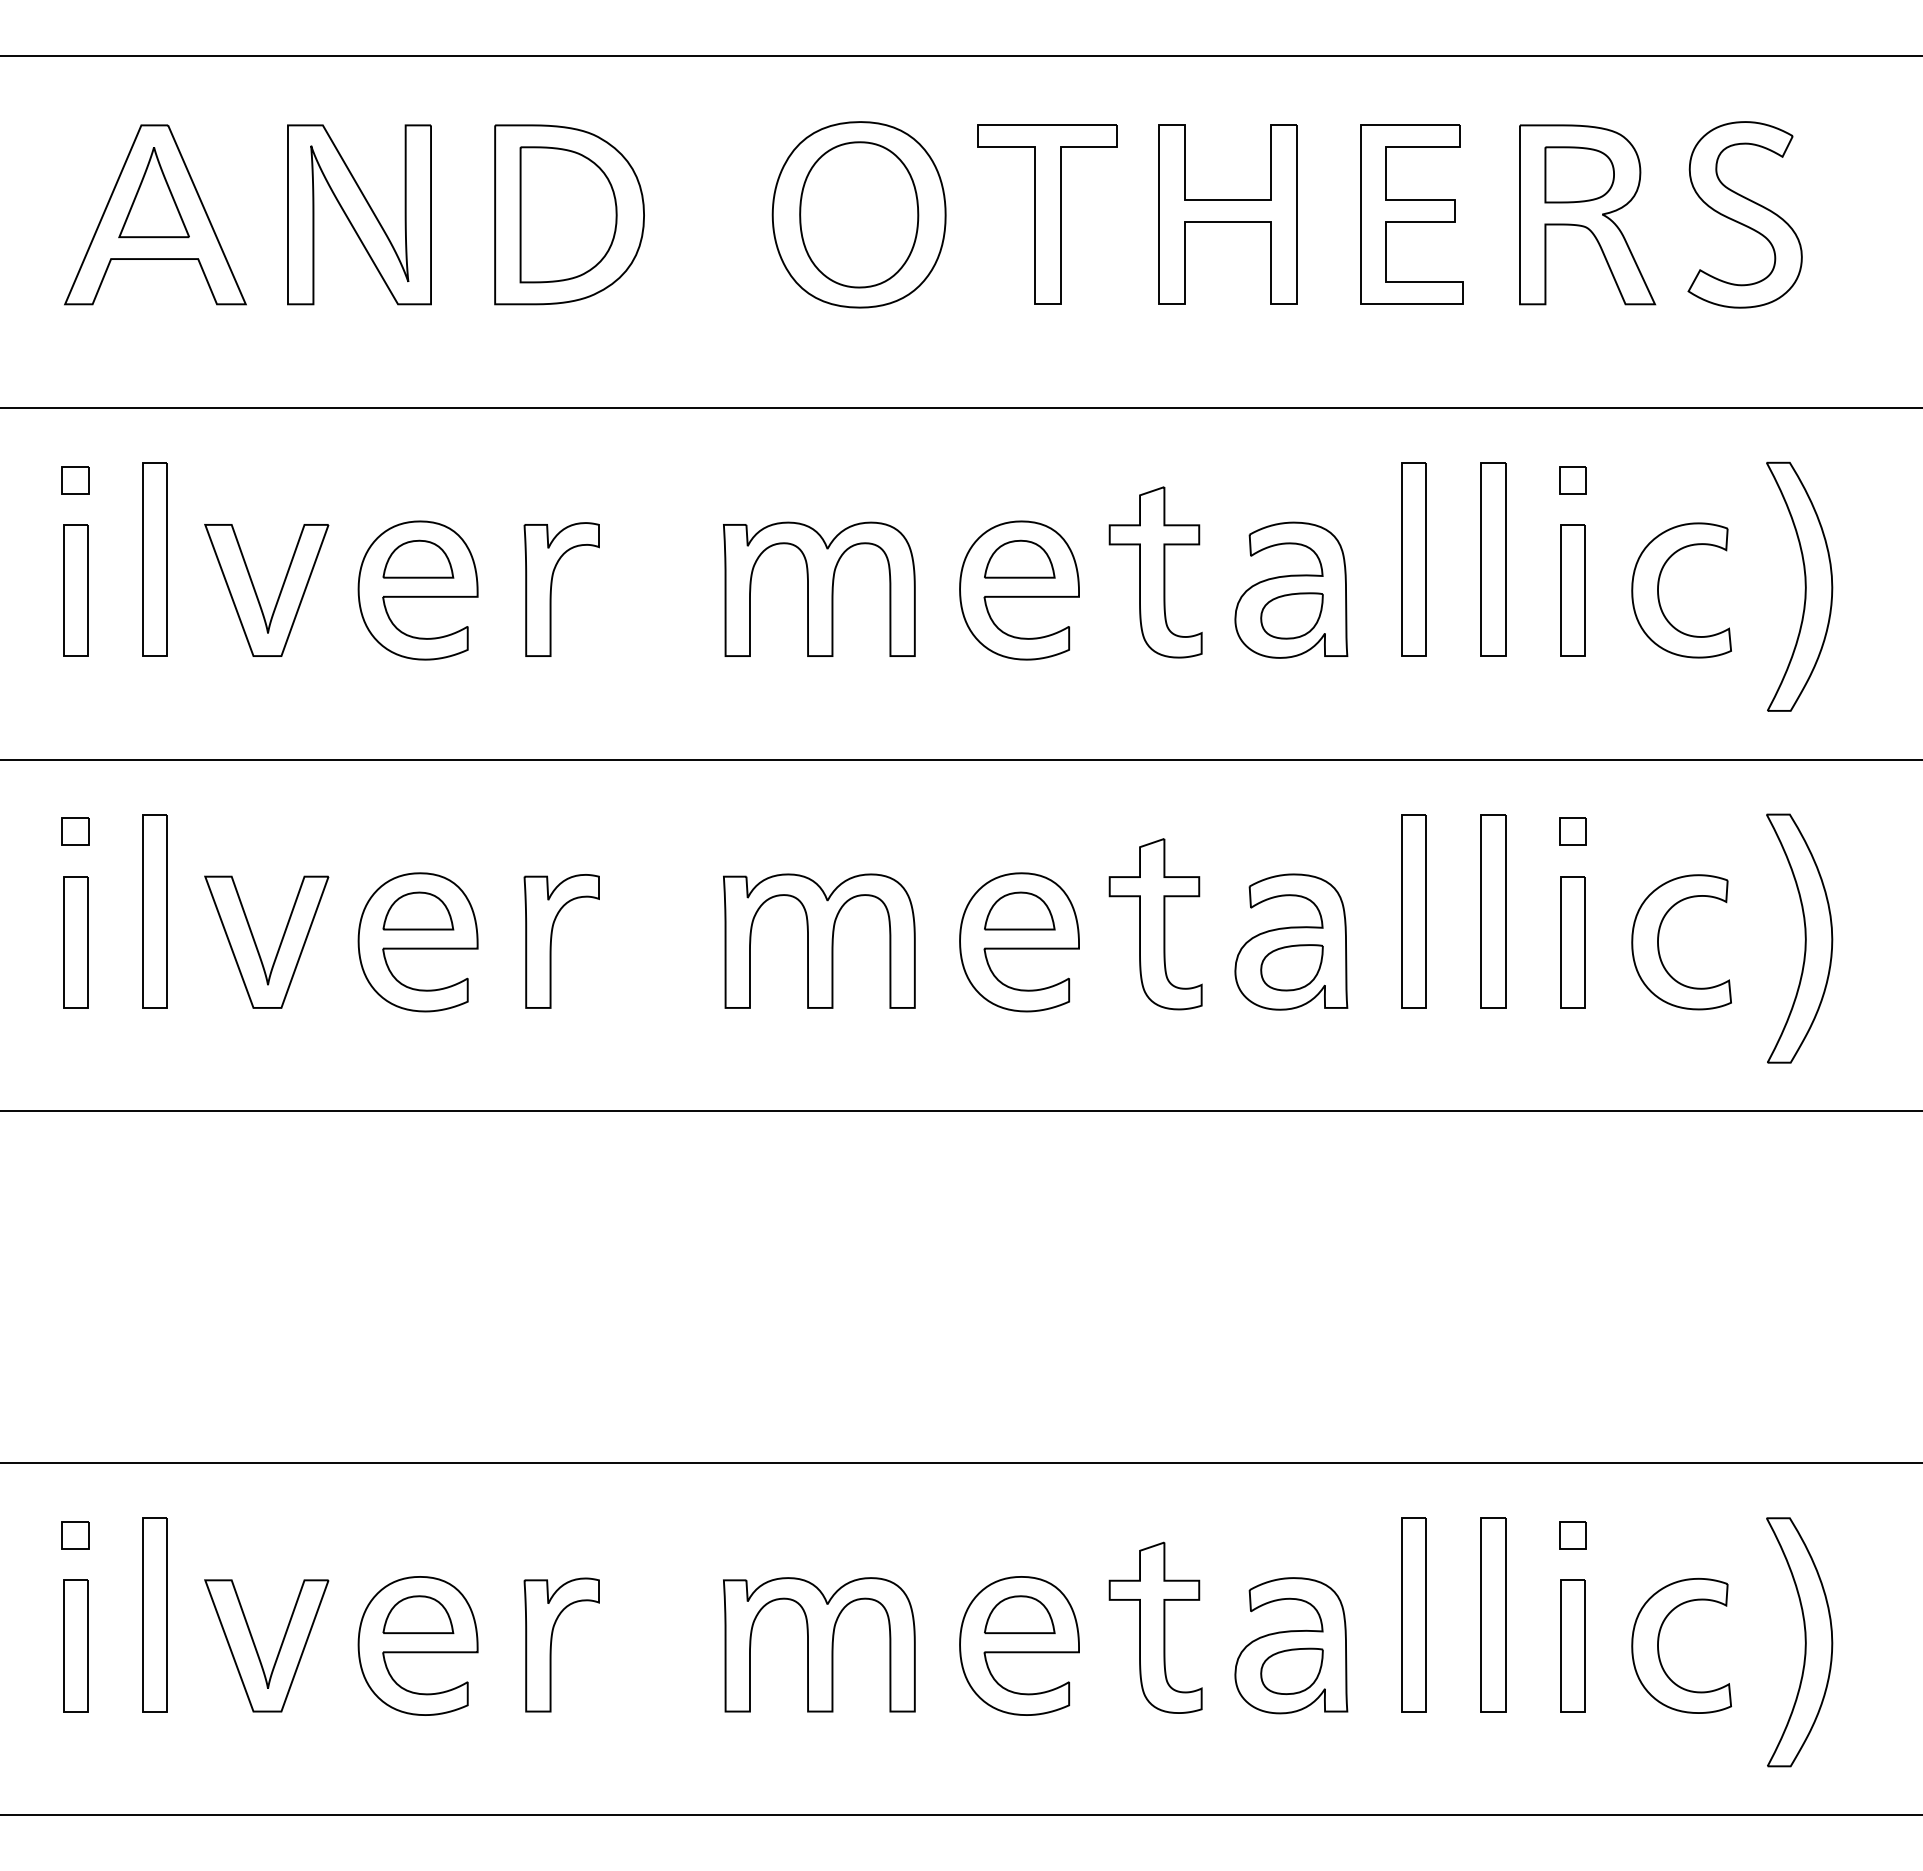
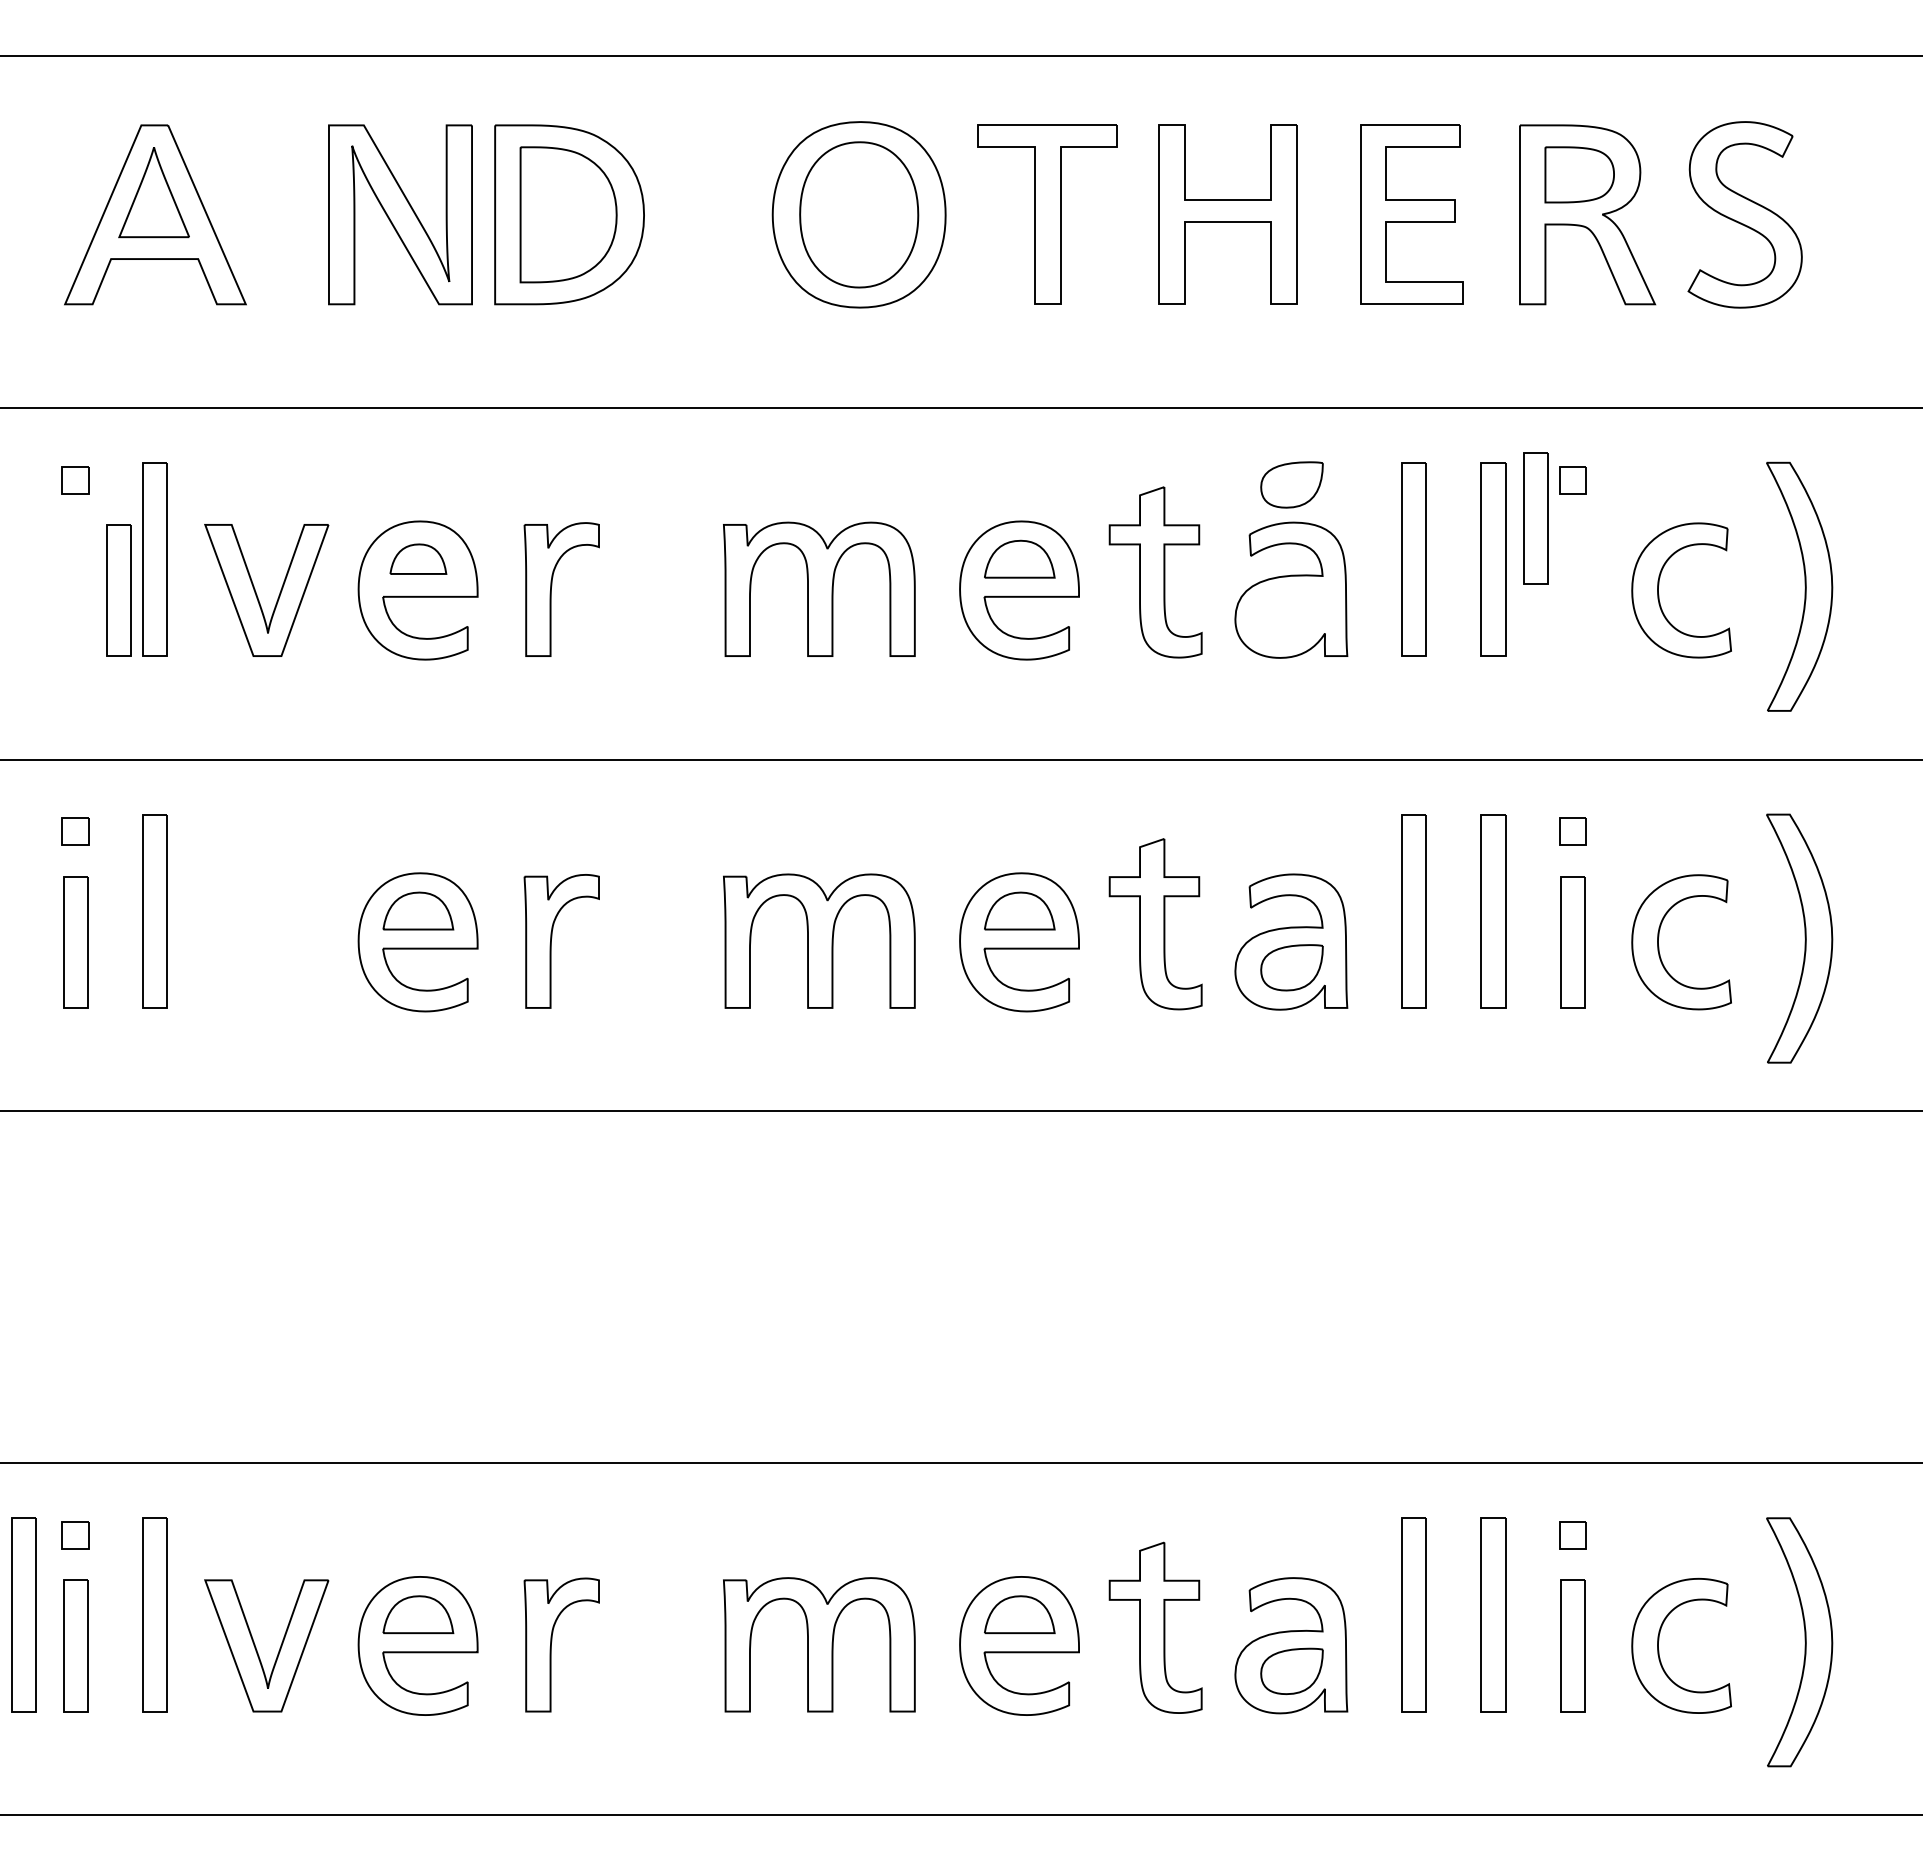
part position: (359, 214) -> (400, 214) (400, 214)
part size: 73x40 px -> 59x32 px (418, 558)
part position: (75, 590) -> (118, 590) (118, 590)
part position: (1572, 590) -> (1535, 518) (1535, 518)
part position: (1291, 615) -> (1291, 484) (1291, 484)
part: present -> none (256, 943)
part: none -> present (23, 1614)
